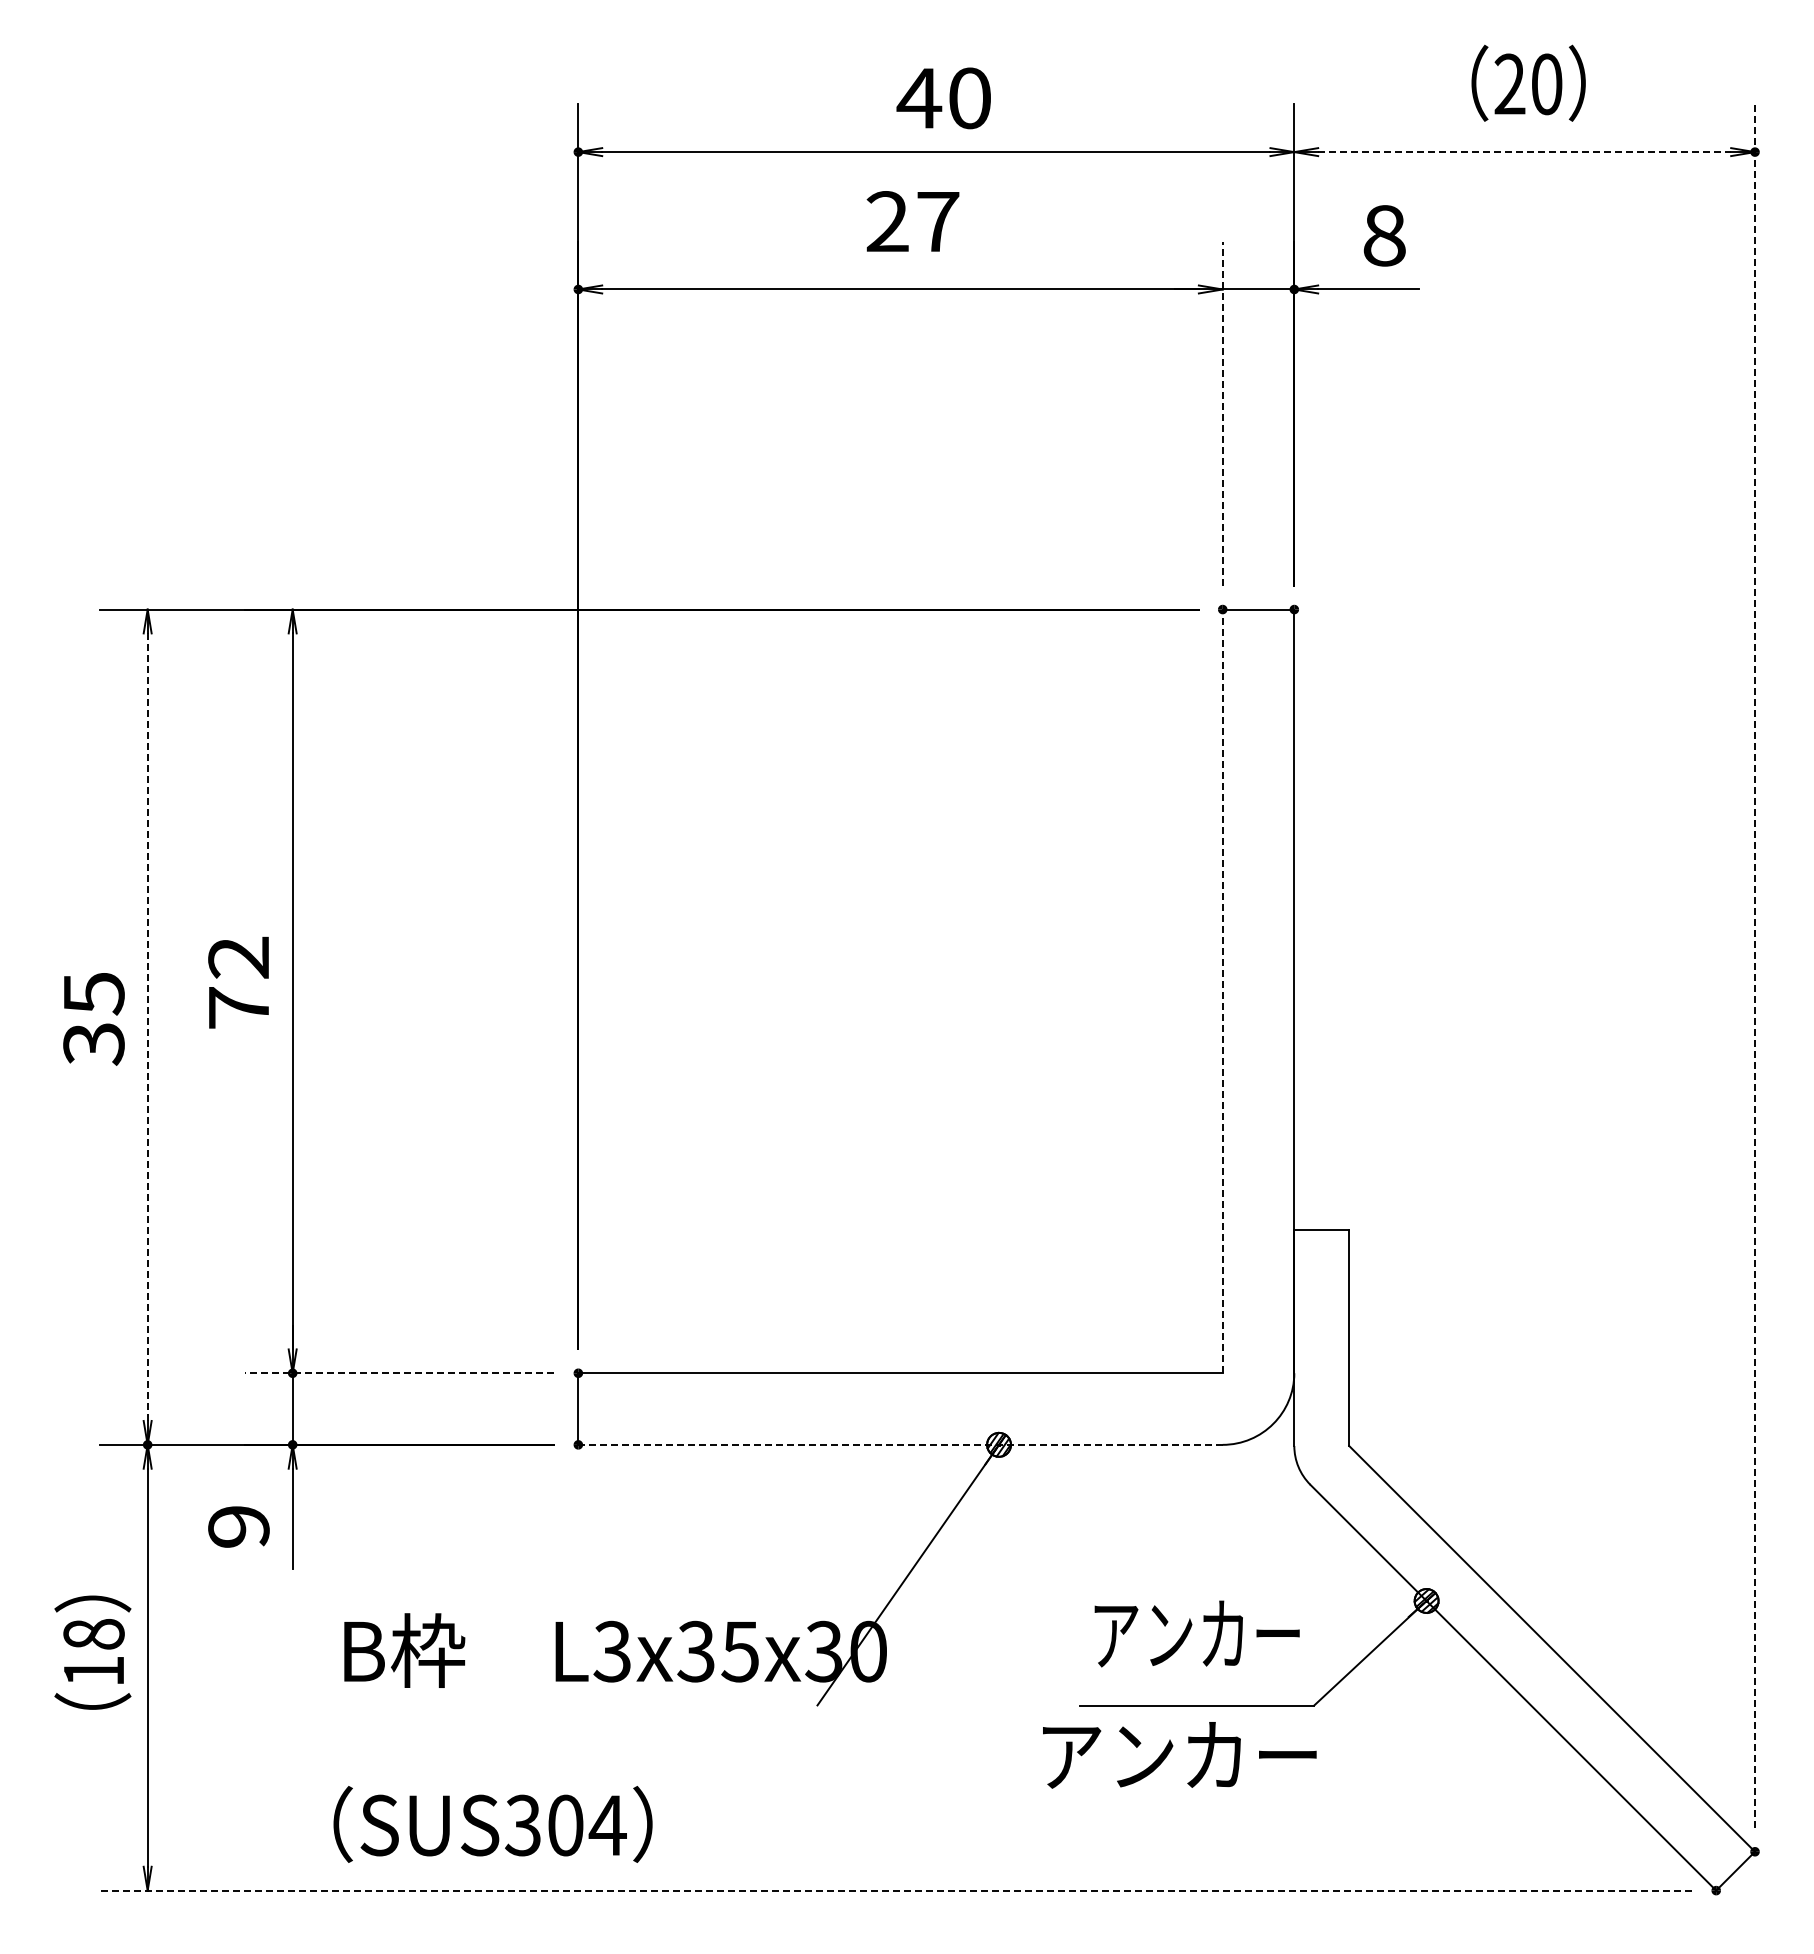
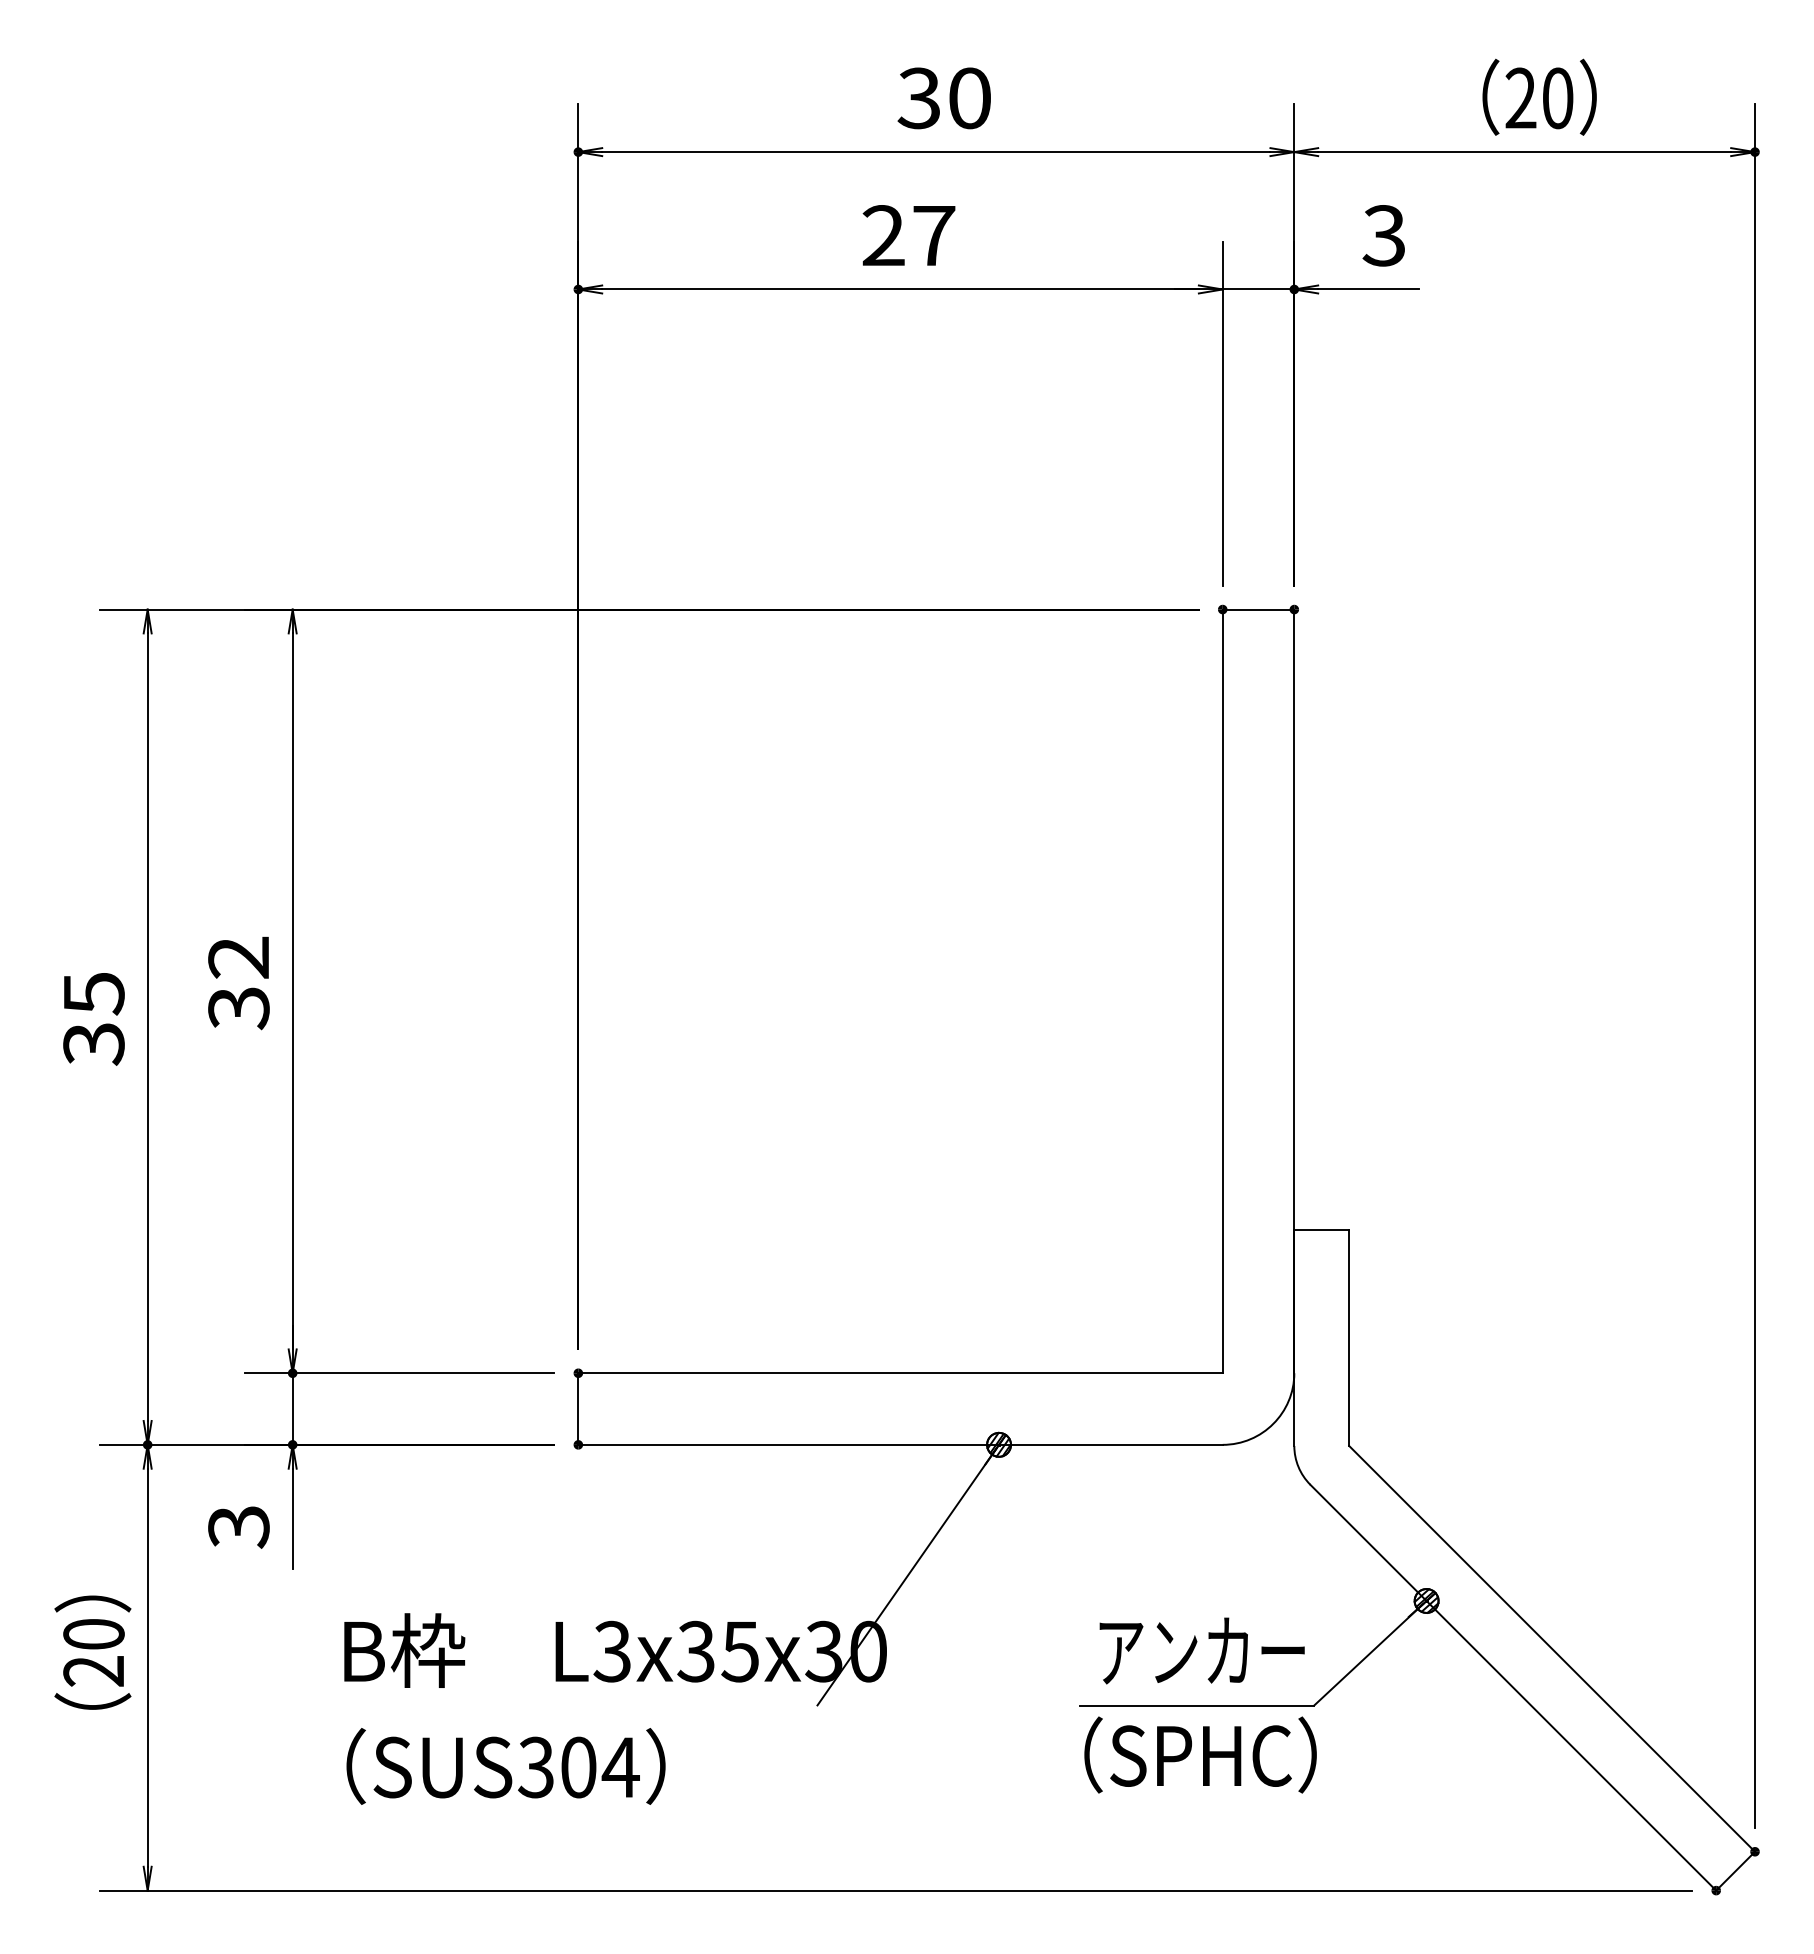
text position: (1528, 82) -> (1539, 96) (1539, 96)
text: 40 -> 30 (919, 98)
line: dashed -> solid (1525, 152)
text position: (912, 221) -> (908, 235) (908, 235)
text: 8 -> 3 (1383, 235)
line: dashed -> solid (1222, 413)
line: dashed -> solid (1755, 966)
line: dashed -> solid (1222, 991)
text: 72 -> 32 (238, 1008)
line: dashed -> solid (147, 1027)
line: dashed -> solid (399, 1373)
line: dashed -> solid (901, 1444)
text: 9 -> 3 (238, 1527)
text position: (1196, 1633) -> (1201, 1650) (1201, 1650)
text: 18 -> 20 (93, 1652)
text: アンカー -> （SPHC） (1179, 1754)
text position: (492, 1824) -> (505, 1766) (505, 1766)
line: dashed -> solid (895, 1890)
